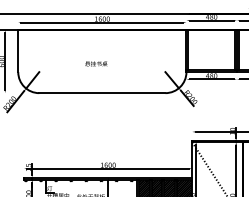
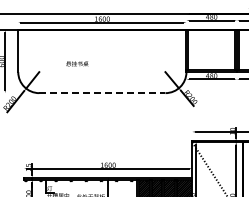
text position: (96, 63) -> (77, 63) (77, 63)
line: solid -> dashed (102, 93)
